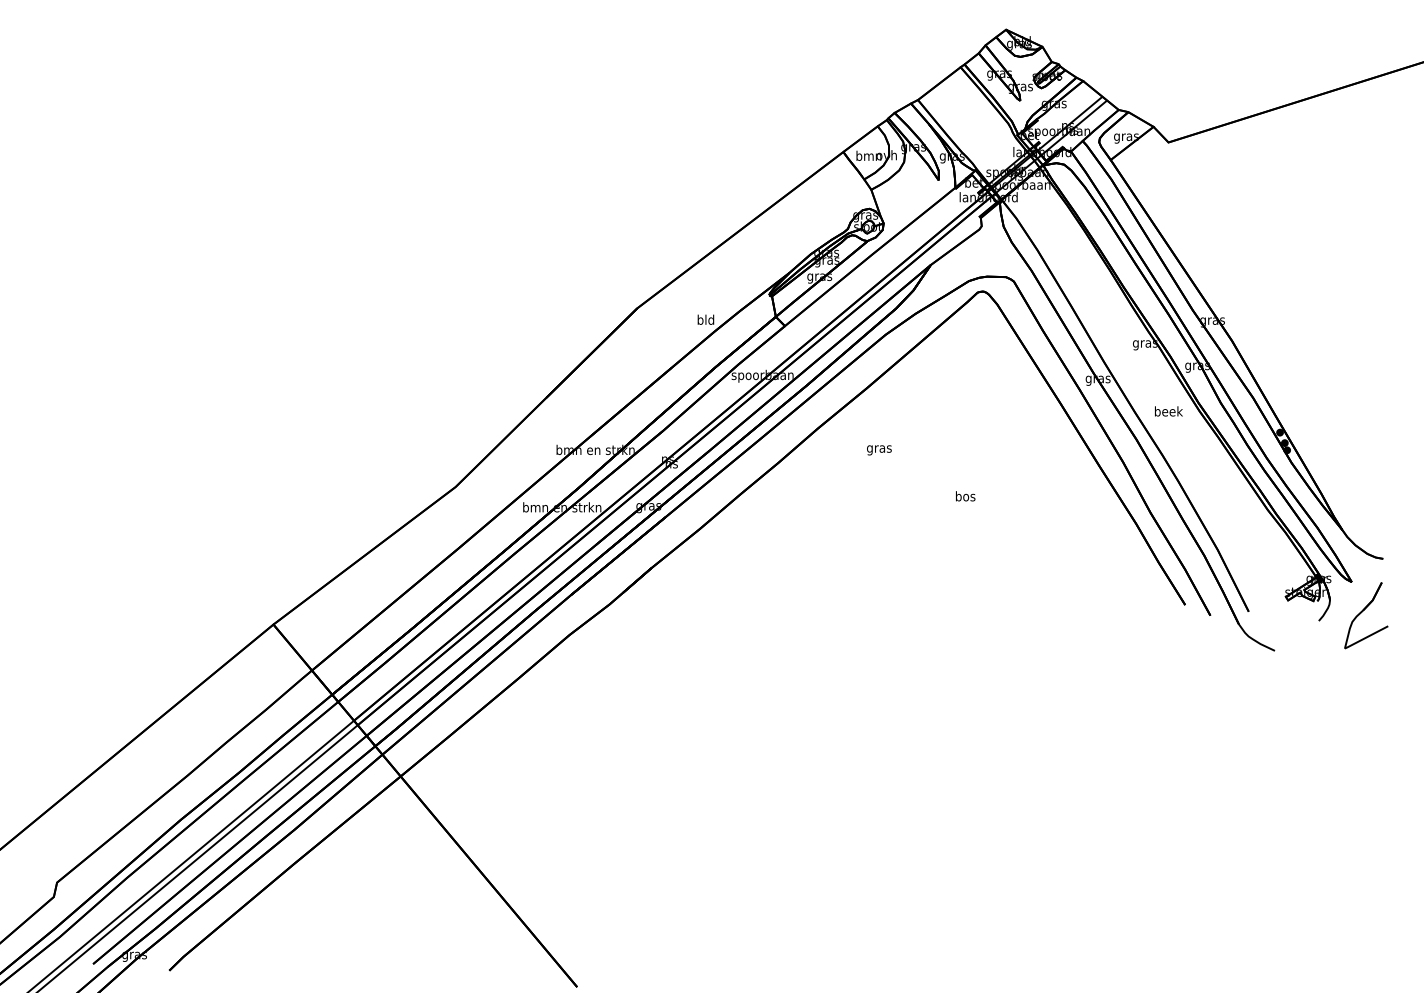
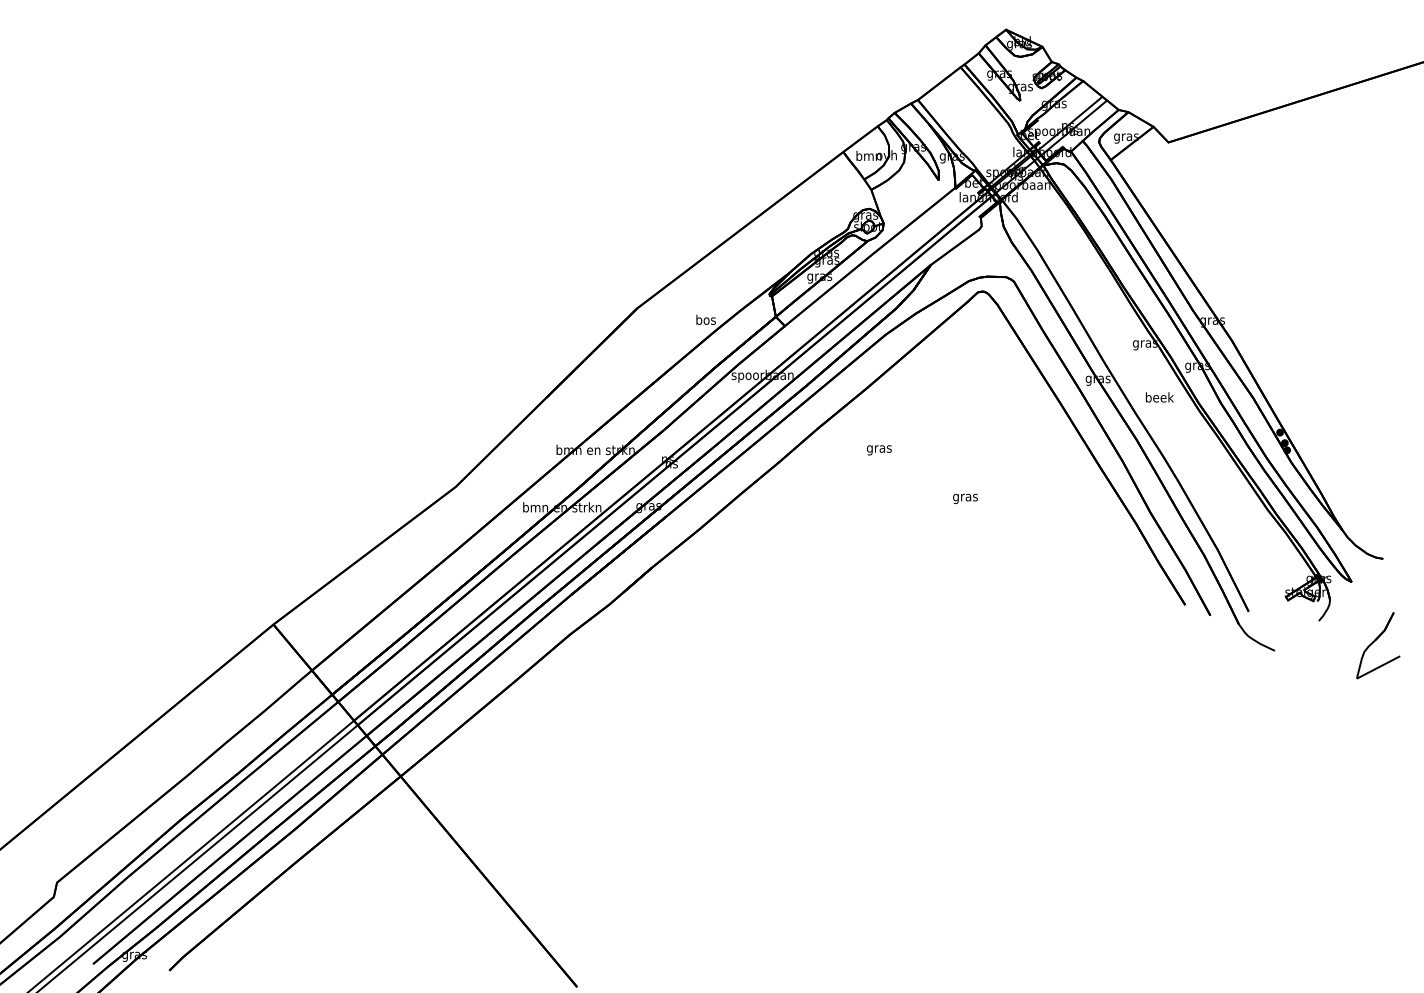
text: bld -> bos (705, 319)
text position: (1168, 411) -> (1159, 397) (1159, 397)
text: bos -> gras (965, 497)
part position: (1366, 615) -> (1378, 645) (1378, 645)
